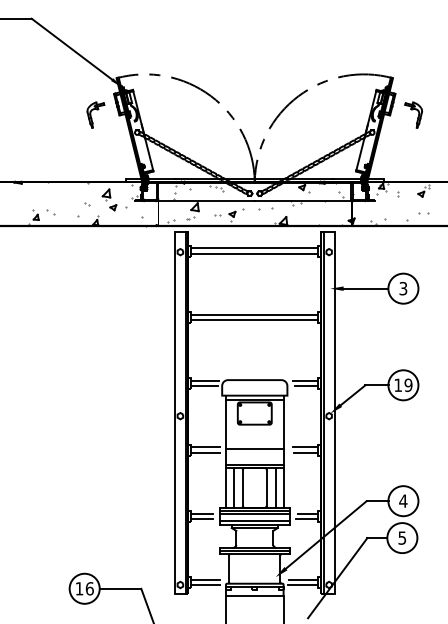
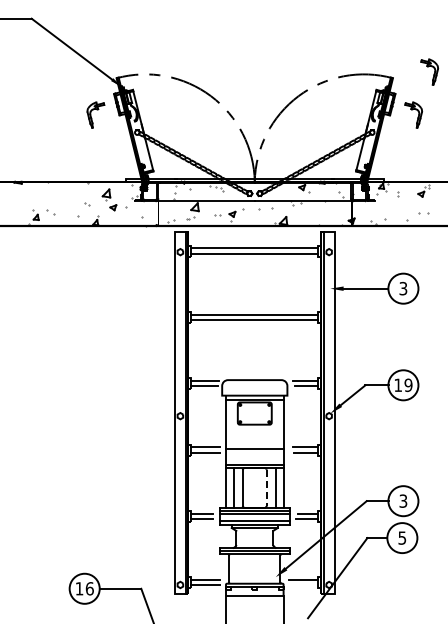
part: none -> present (429, 71)
line: solid -> dashed (266, 488)
text: 4 -> 3 (403, 500)
line: present -> none (303, 585)
